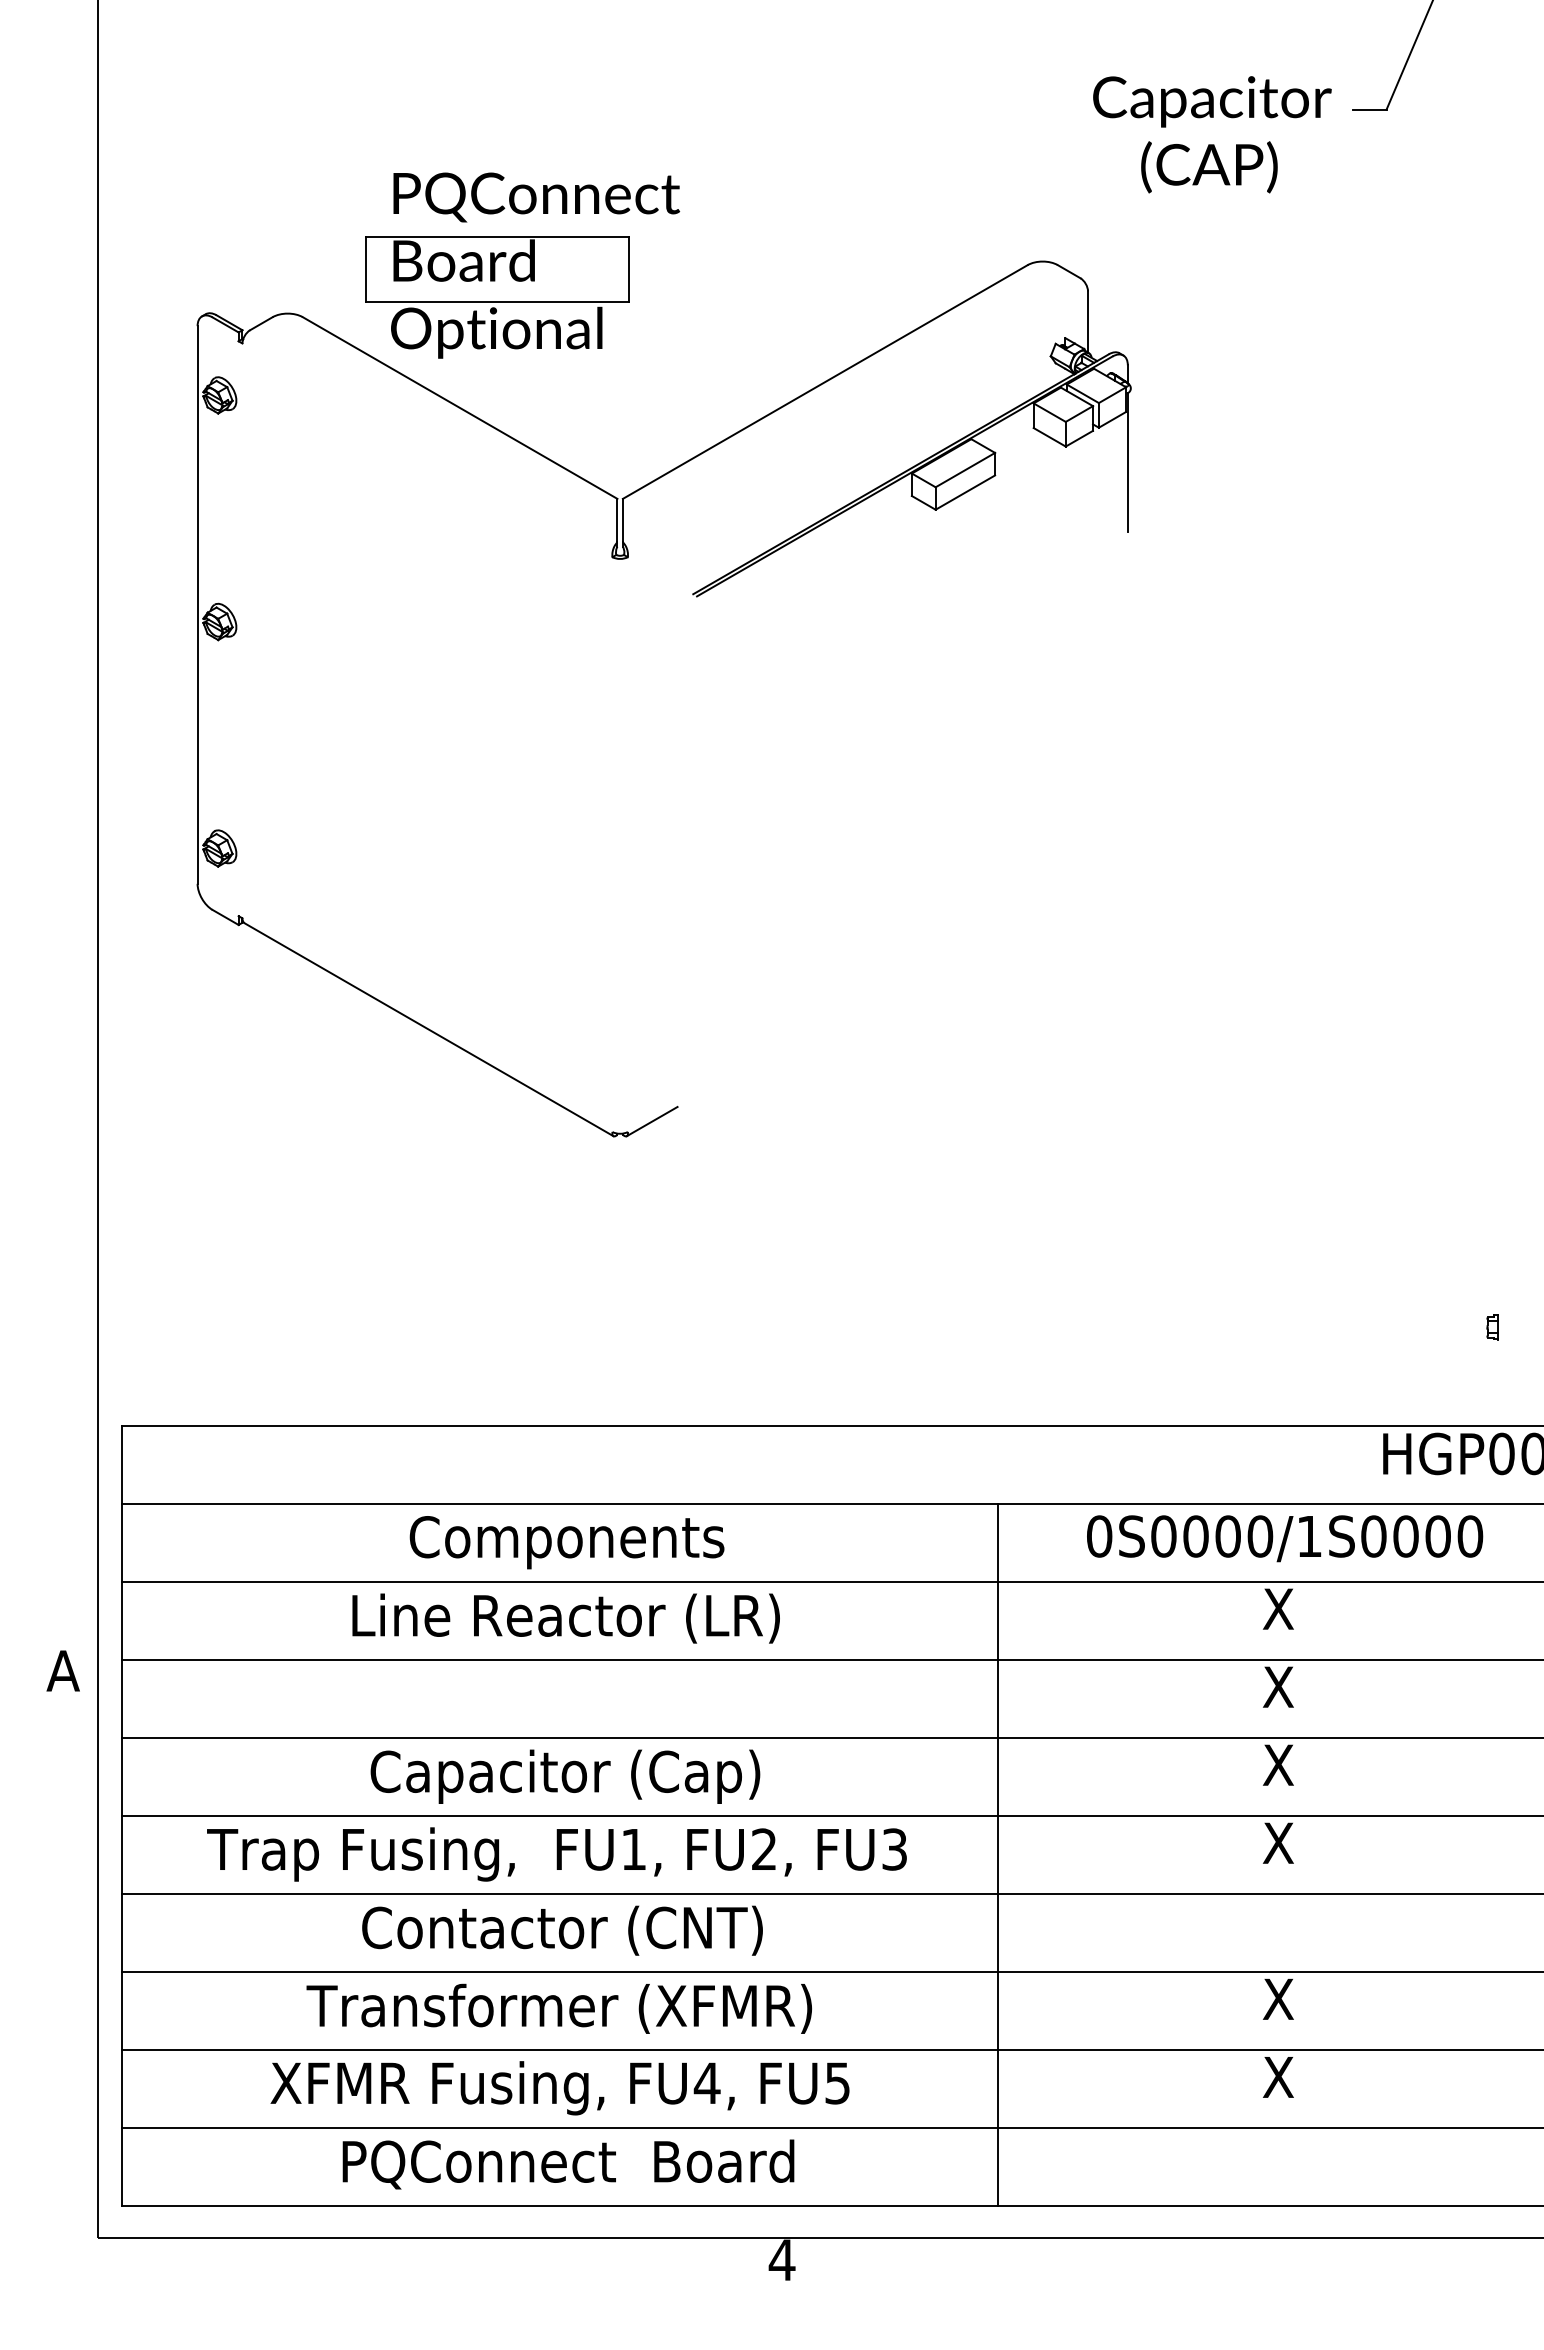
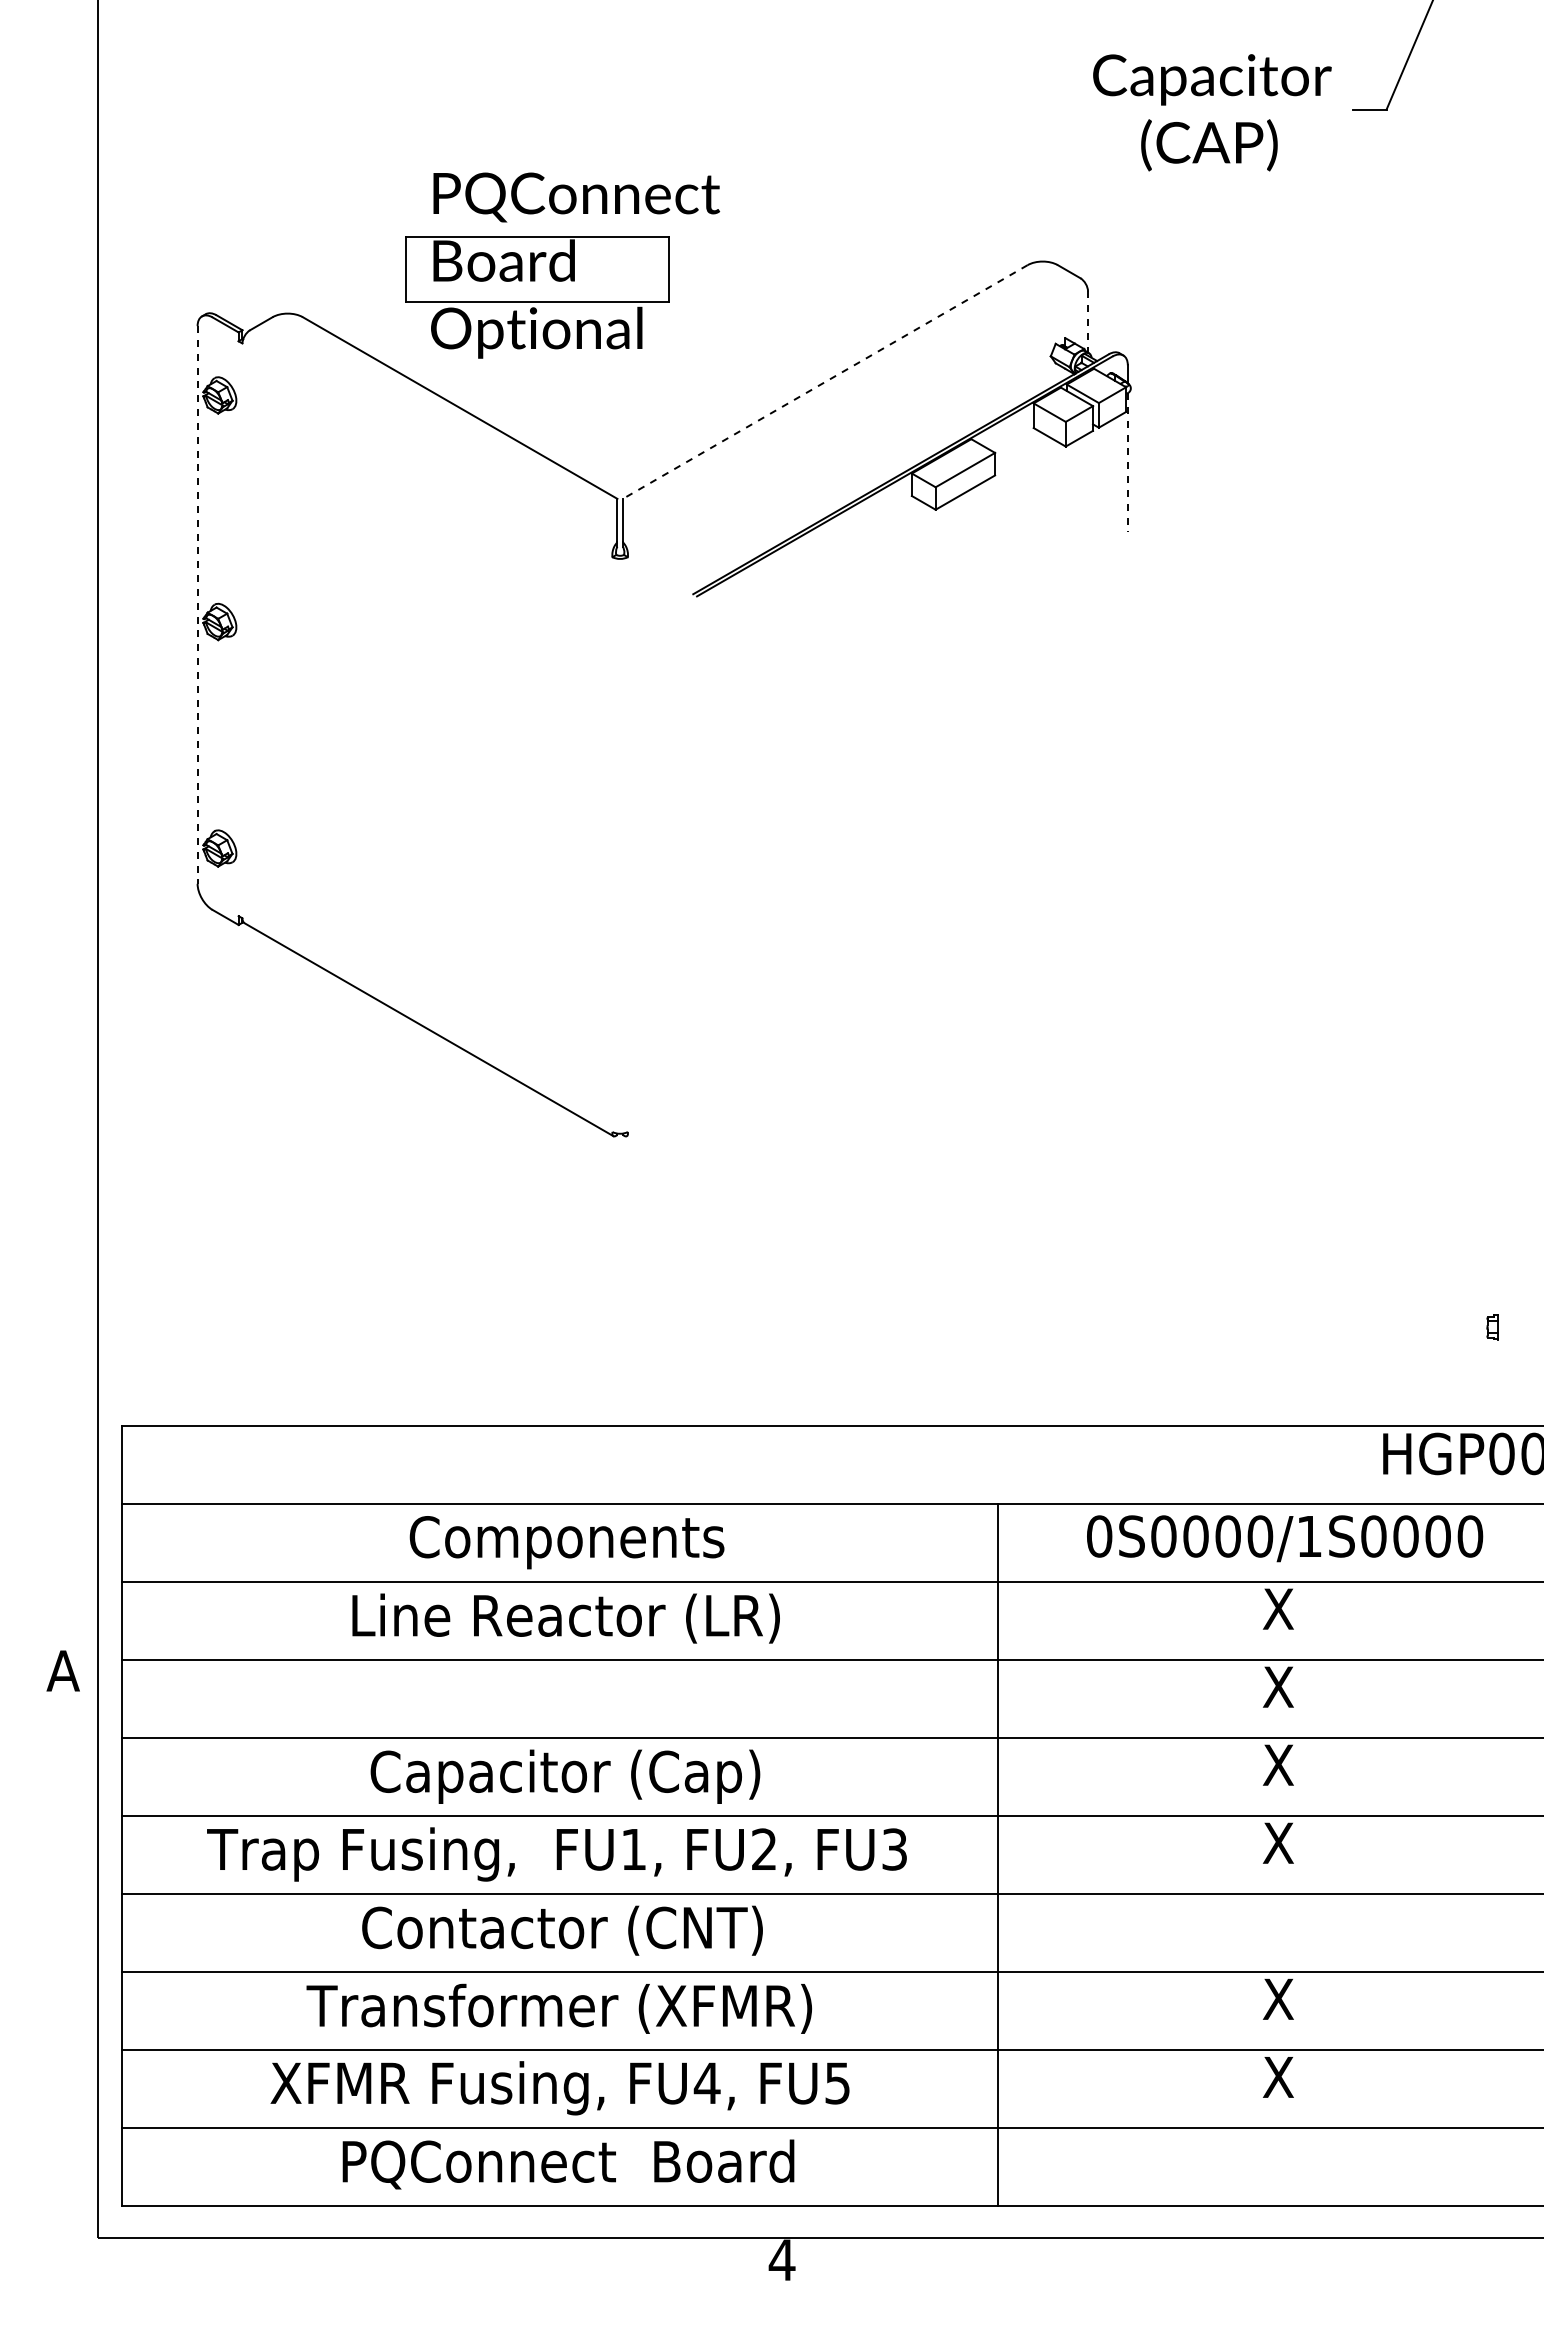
text position: (1212, 134) -> (1212, 112) (1212, 112)
part position: (522, 265) -> (562, 265) (562, 265)
line: solid -> dashed (1088, 322)
line: solid -> dashed (825, 382)
line: solid -> dashed (1127, 462)
line: solid -> dashed (197, 605)
line: present -> none (651, 1121)
